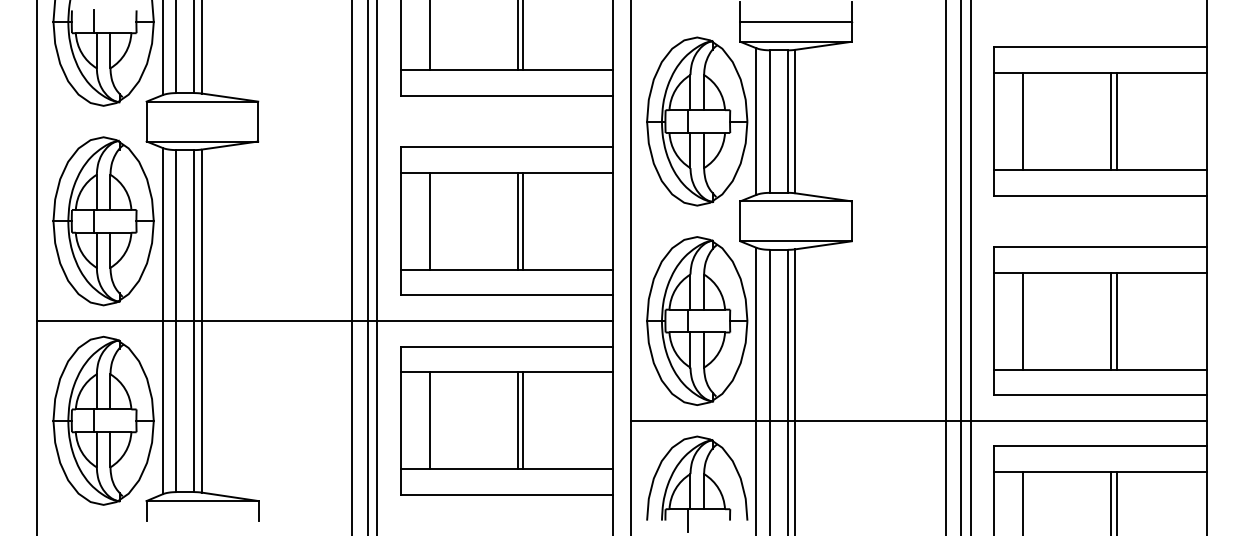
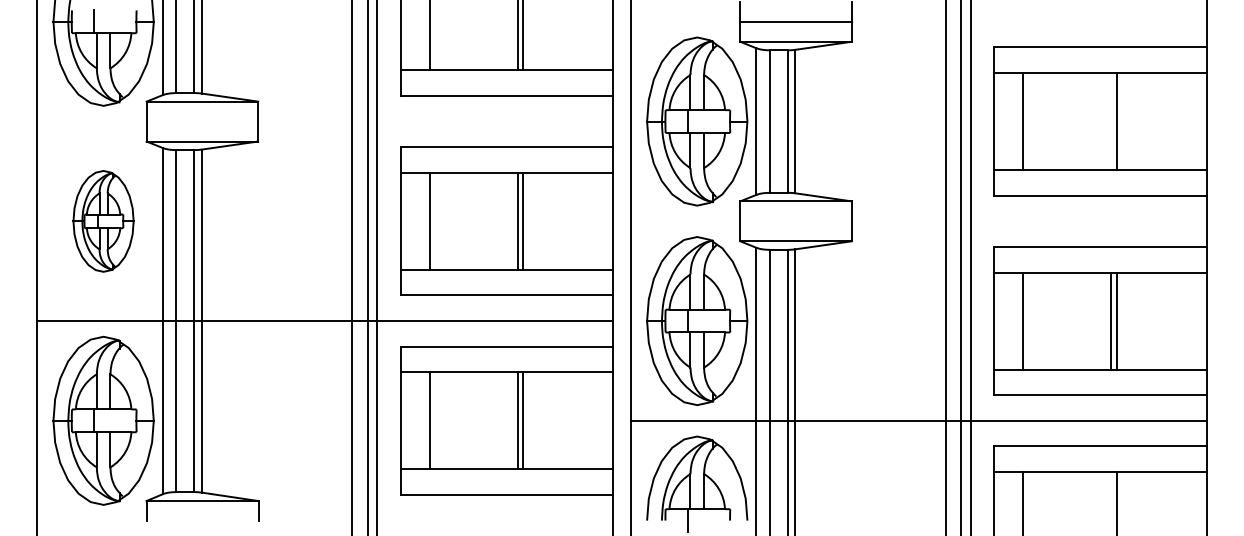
line: present -> none (1111, 121)
part size: 103x171 px -> 63x103 px (103, 221)
line: present -> none (1111, 502)
